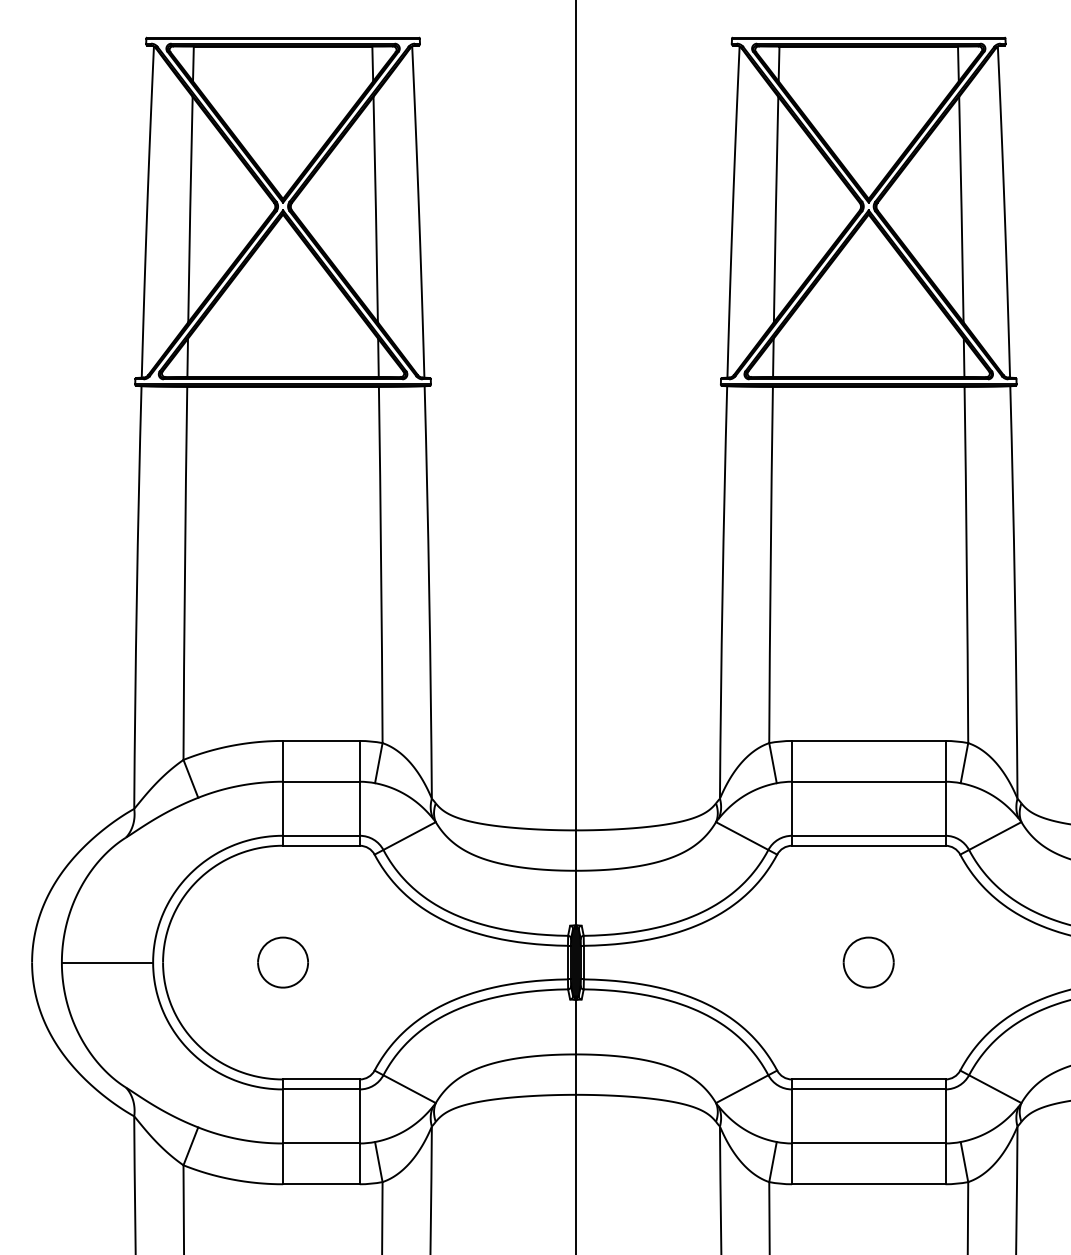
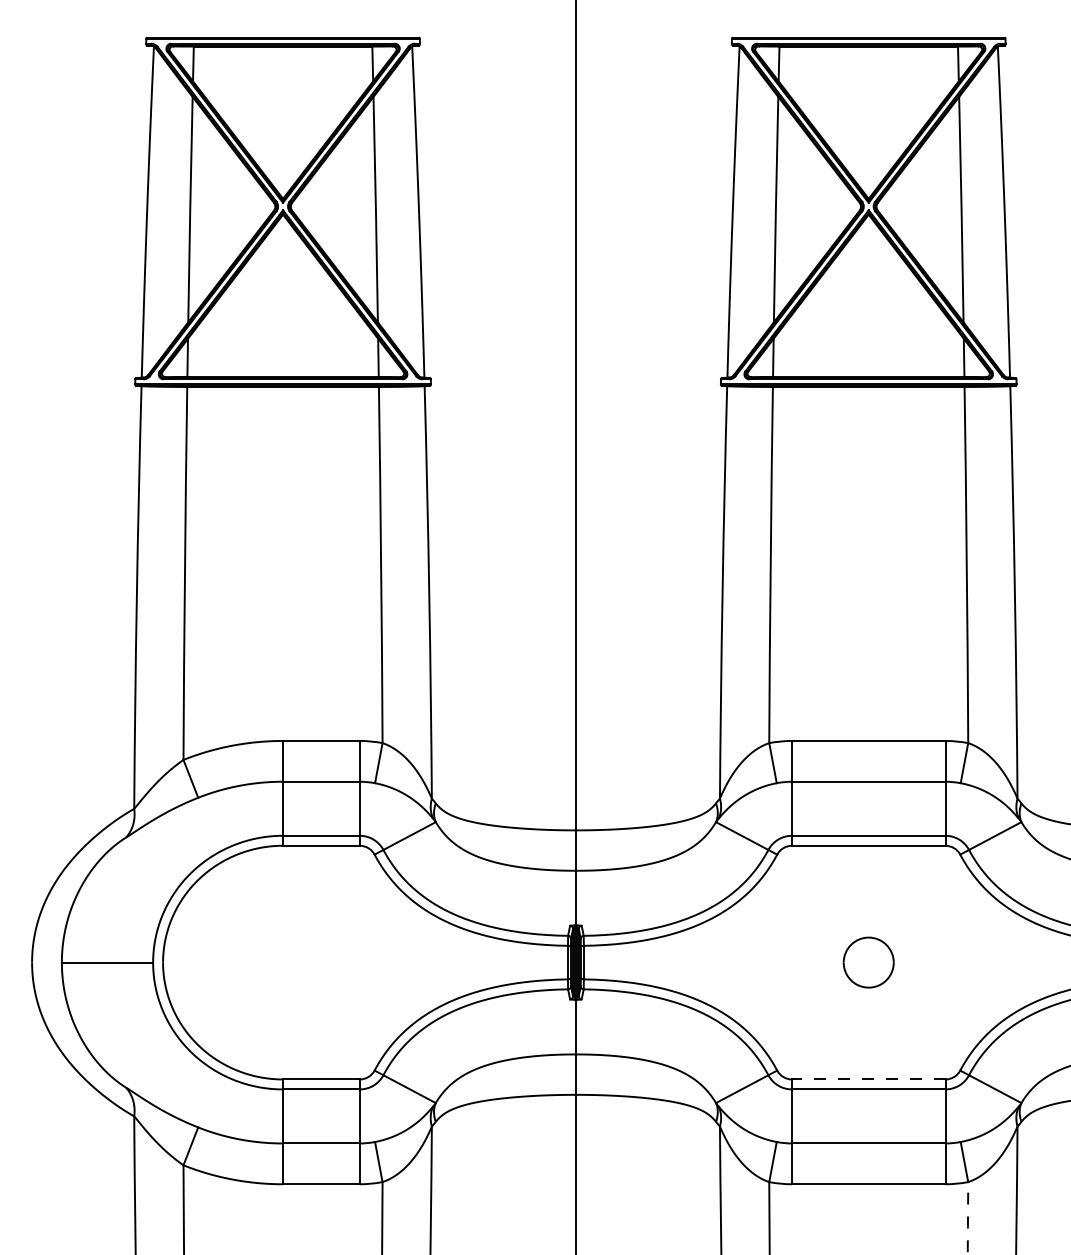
part: present -> none (282, 962)
line: solid -> dashed (868, 1079)
arc: solid -> dashed (967, 1217)
